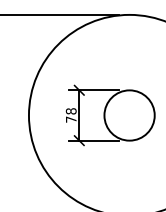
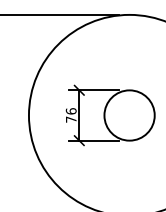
text: 78 -> 76 (70, 111)
